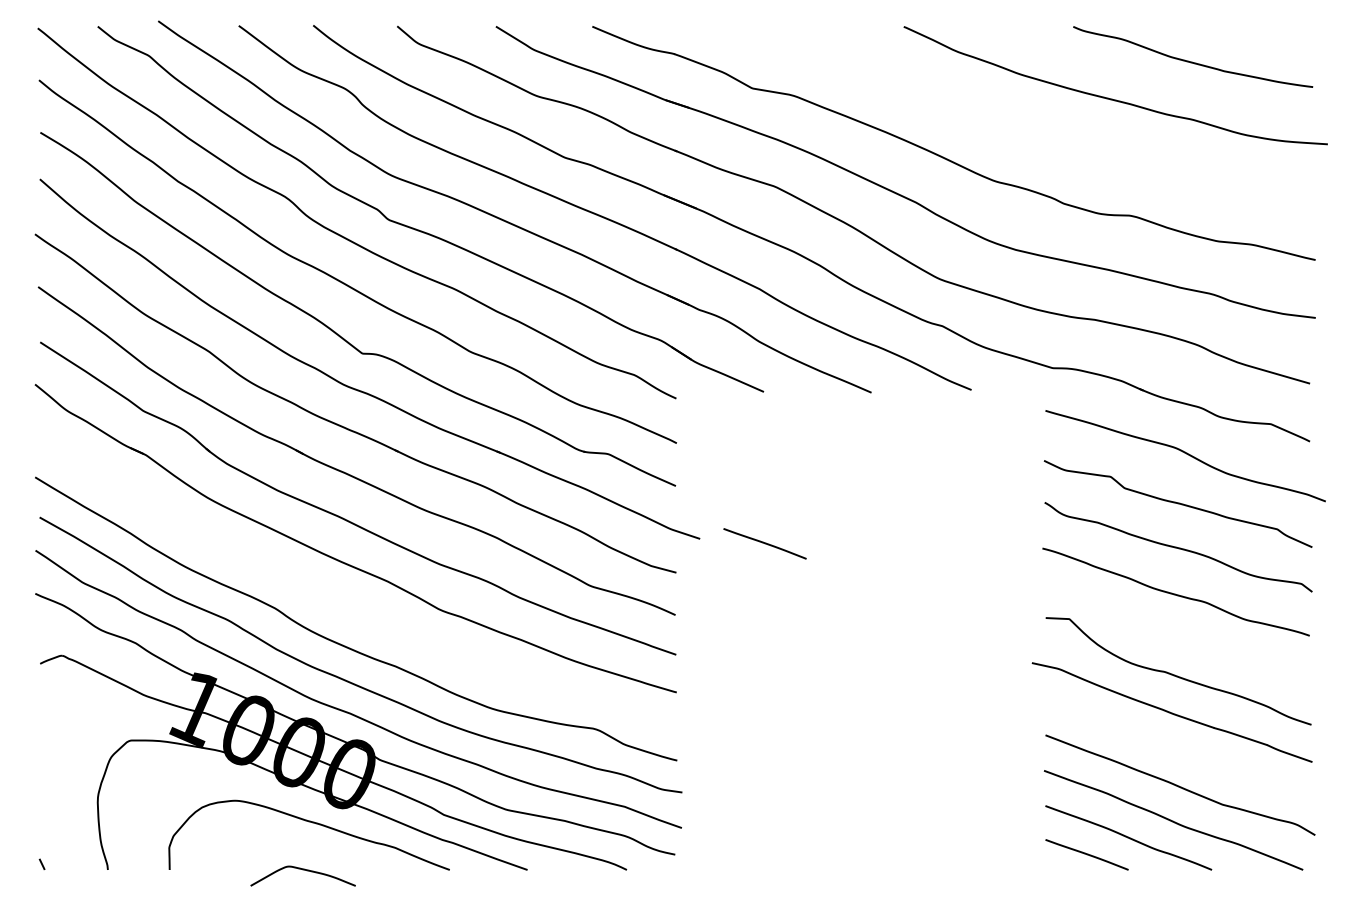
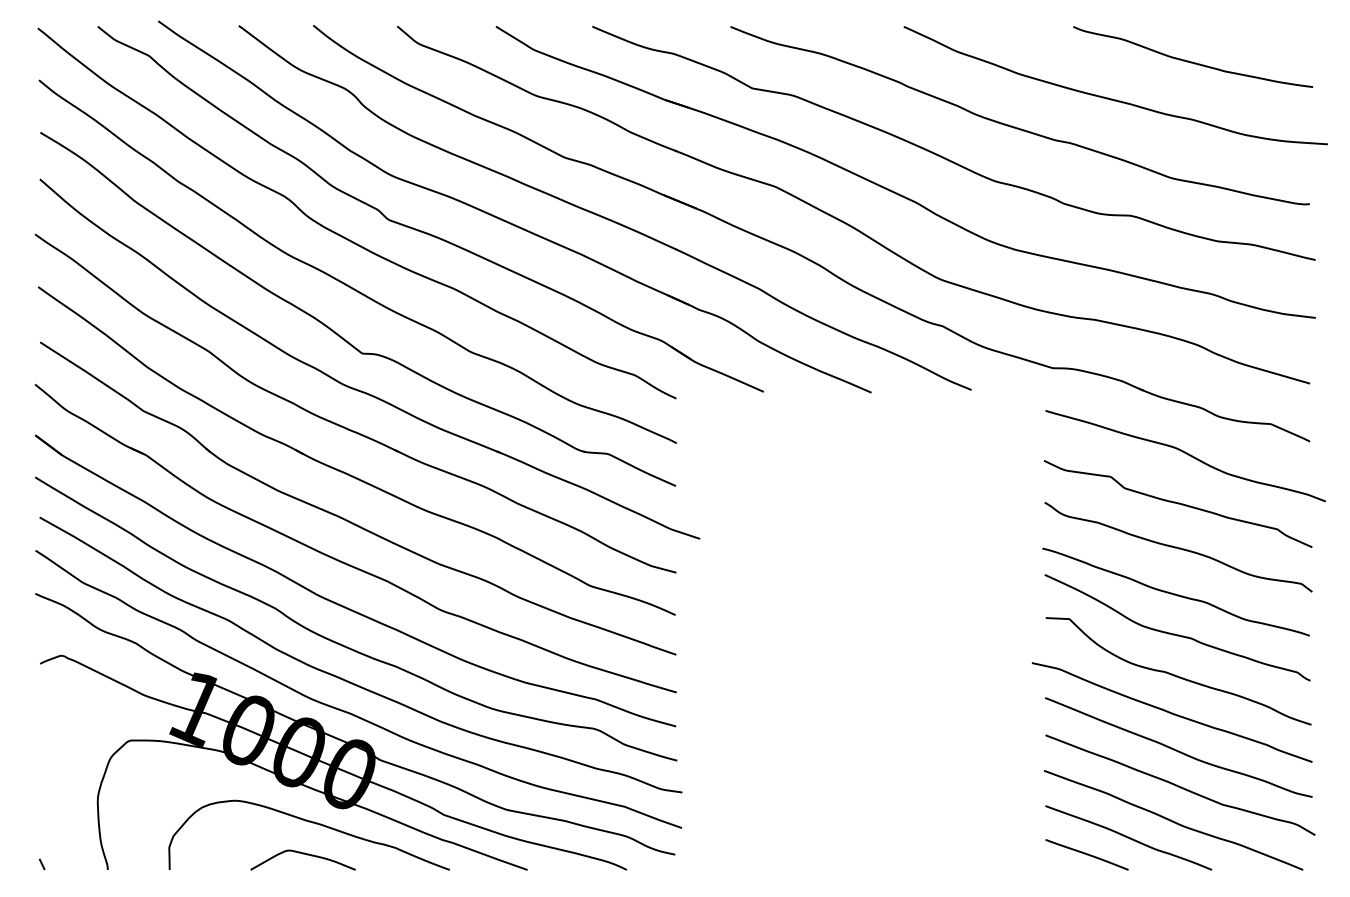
curve: none -> present (1015, 126)
line: present -> none (764, 543)
part: none -> present (343, 605)
curve: none -> present (1174, 633)
curve: none -> present (1176, 749)
curve position: (302, 870) -> (302, 854) (302, 854)
